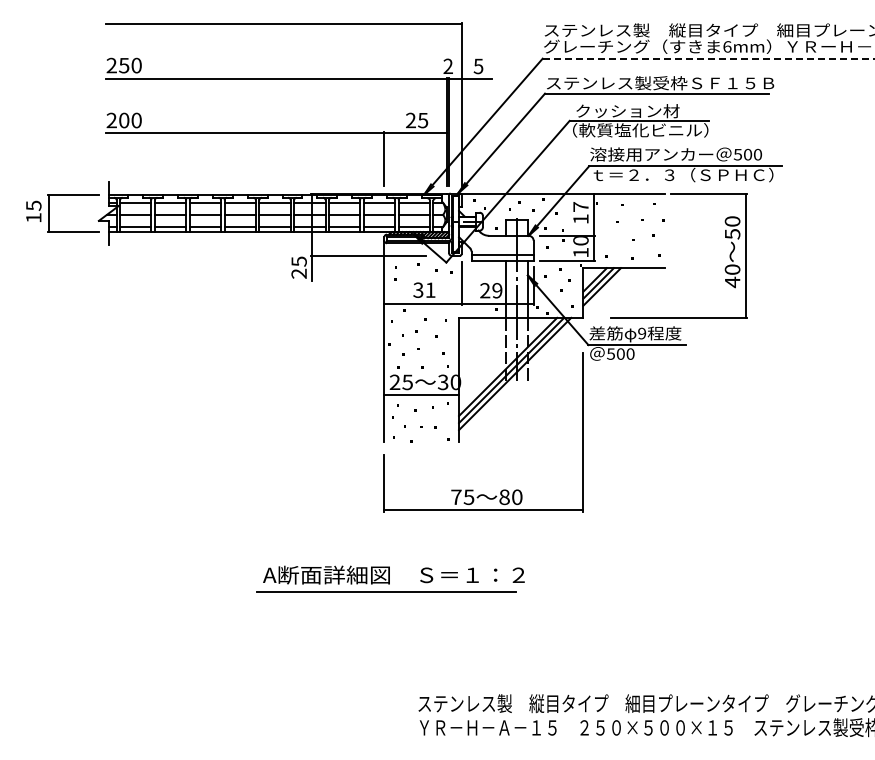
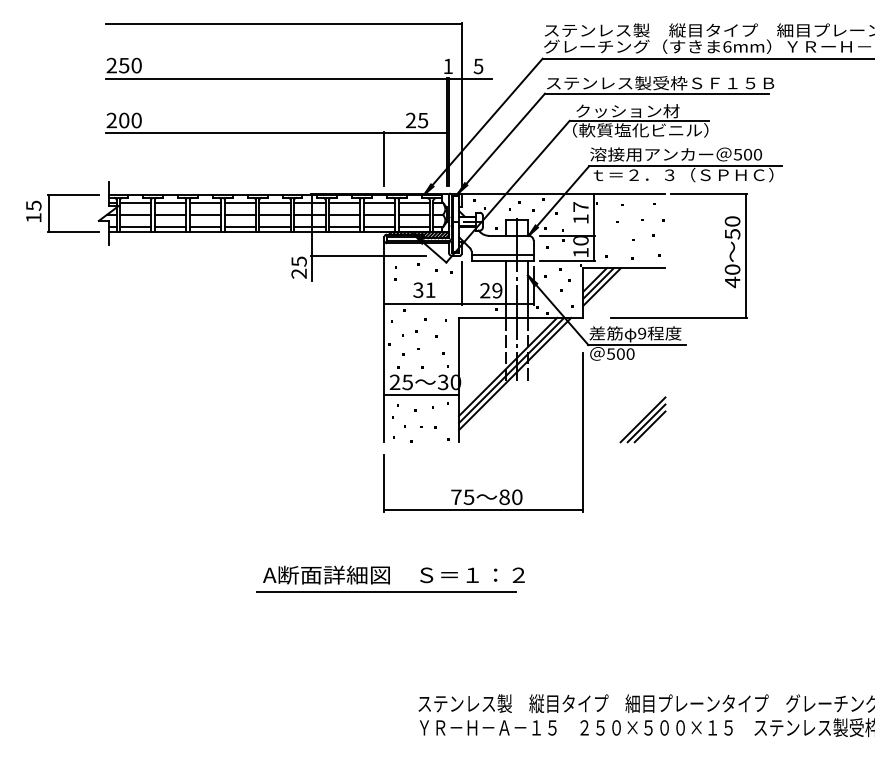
line: dashed -> solid (708, 58)
text: 2 -> 1 (447, 65)
part: none -> present (642, 419)
